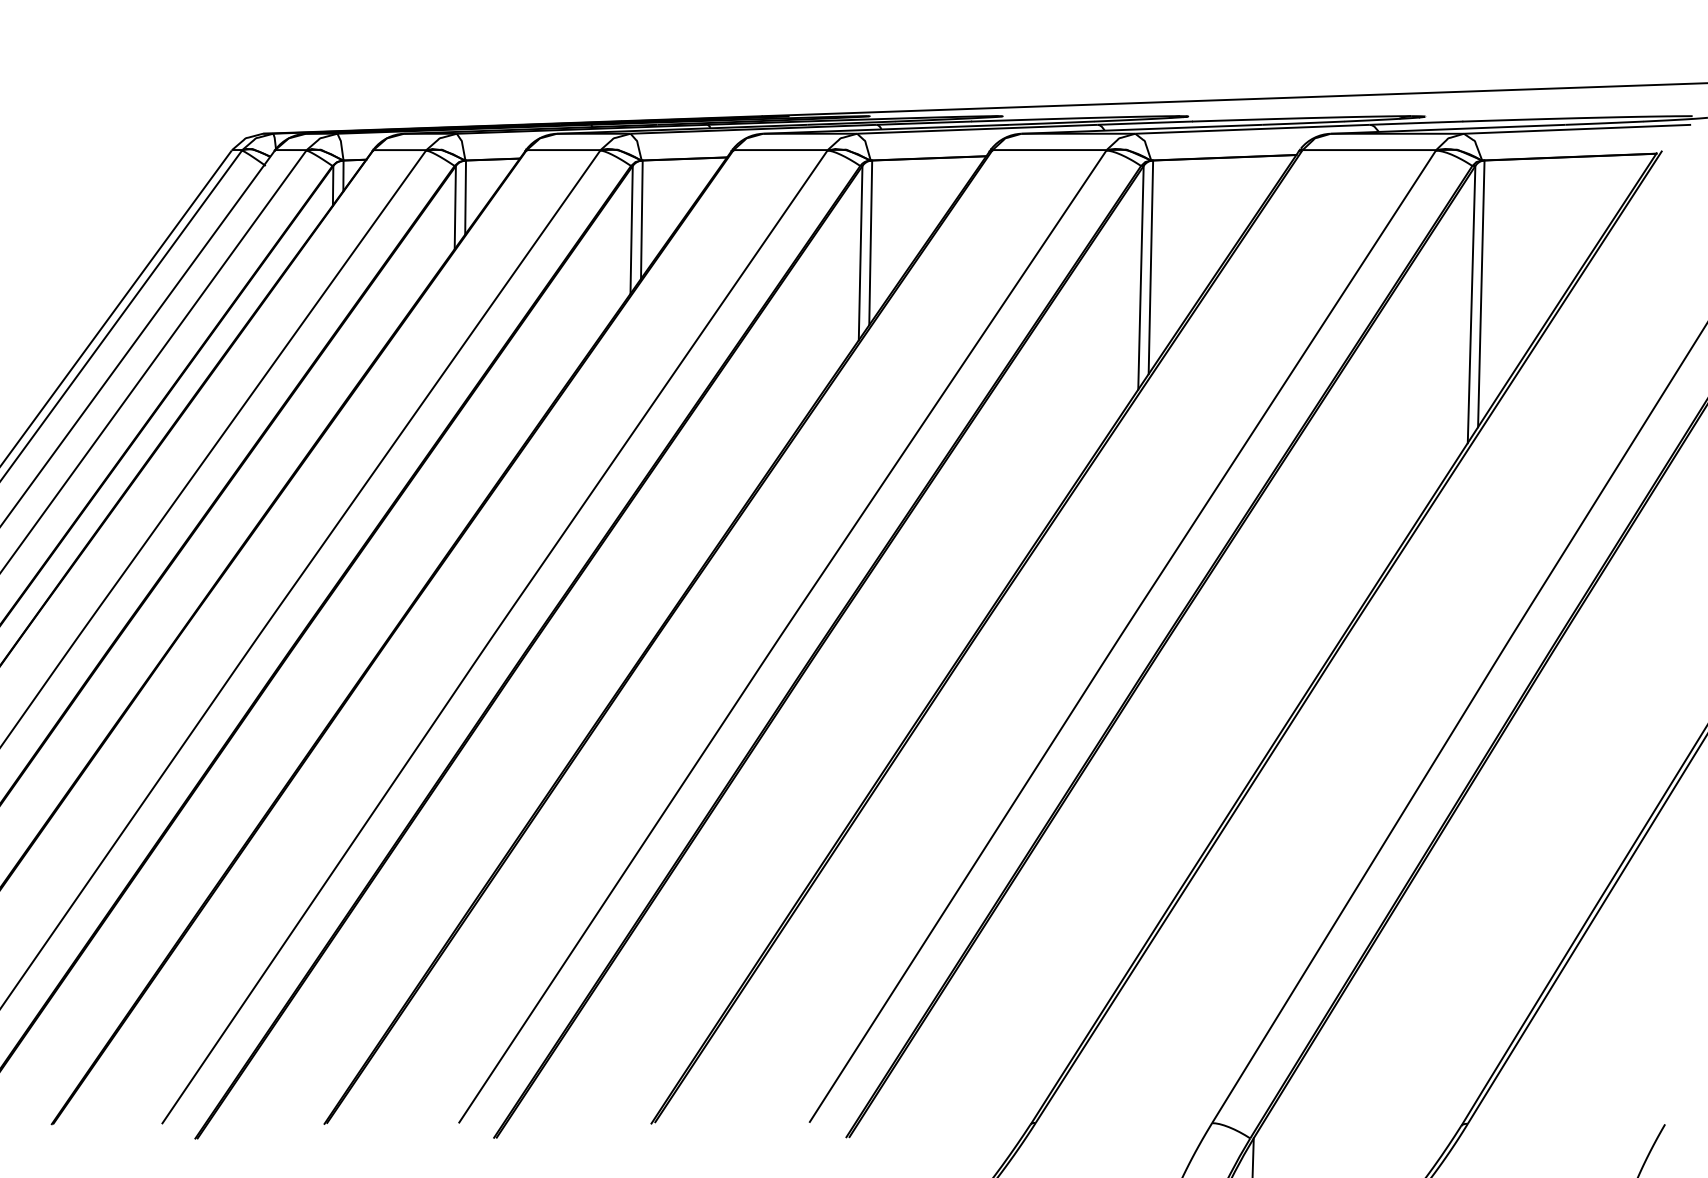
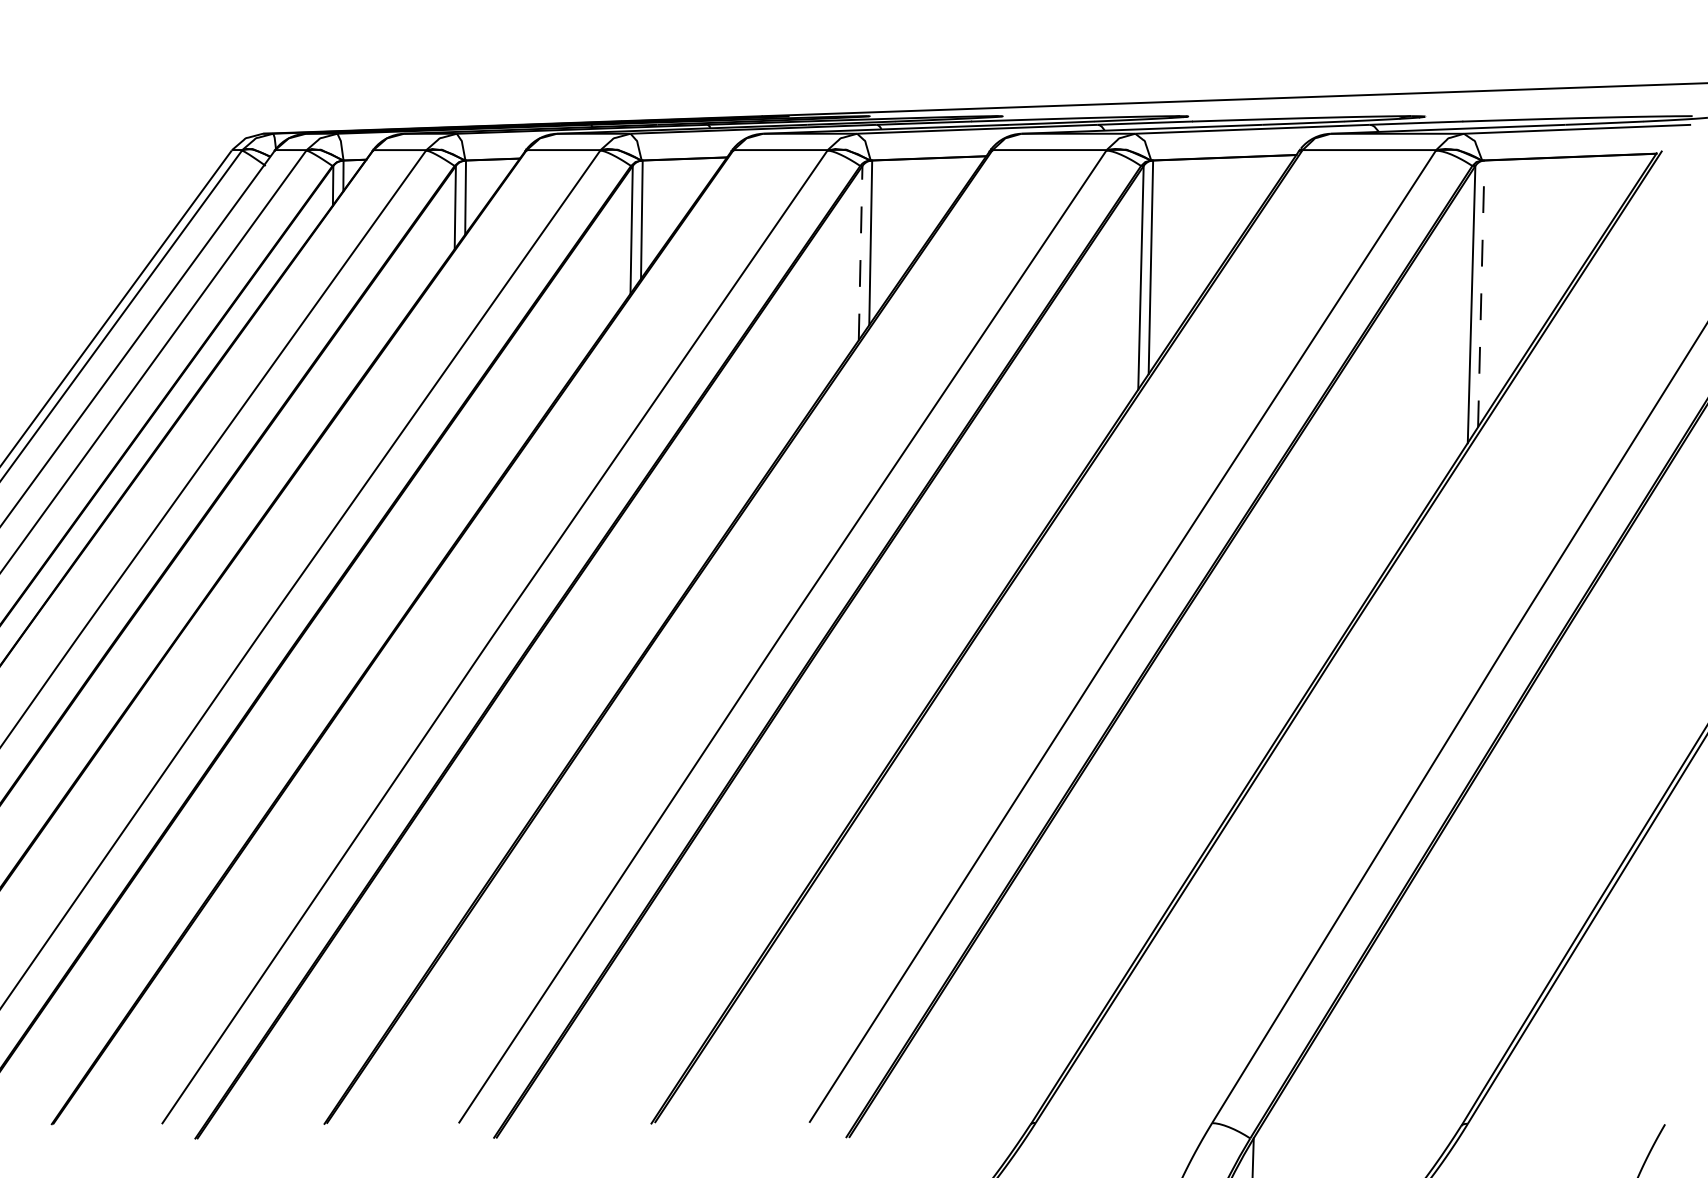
line: solid -> dashed (860, 252)
line: solid -> dashed (1481, 293)
